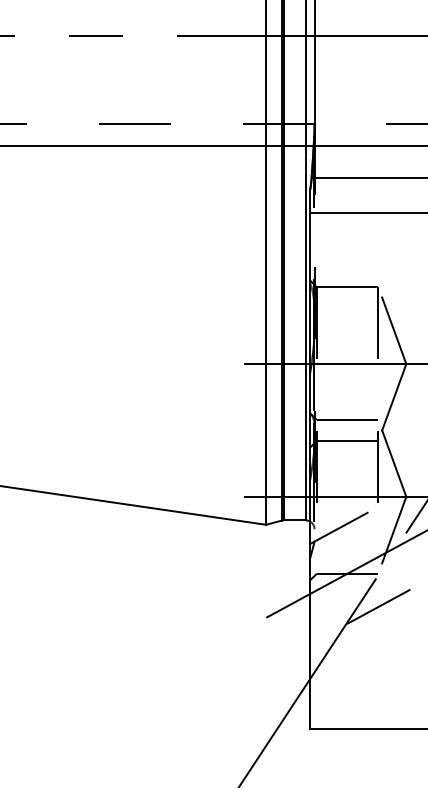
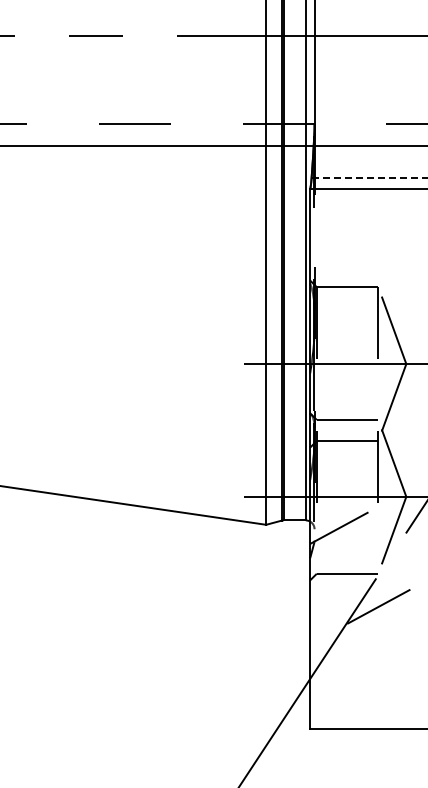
line: solid -> dashed (369, 177)
line position: (367, 213) -> (367, 189) (367, 189)
line: present -> none (345, 574)
